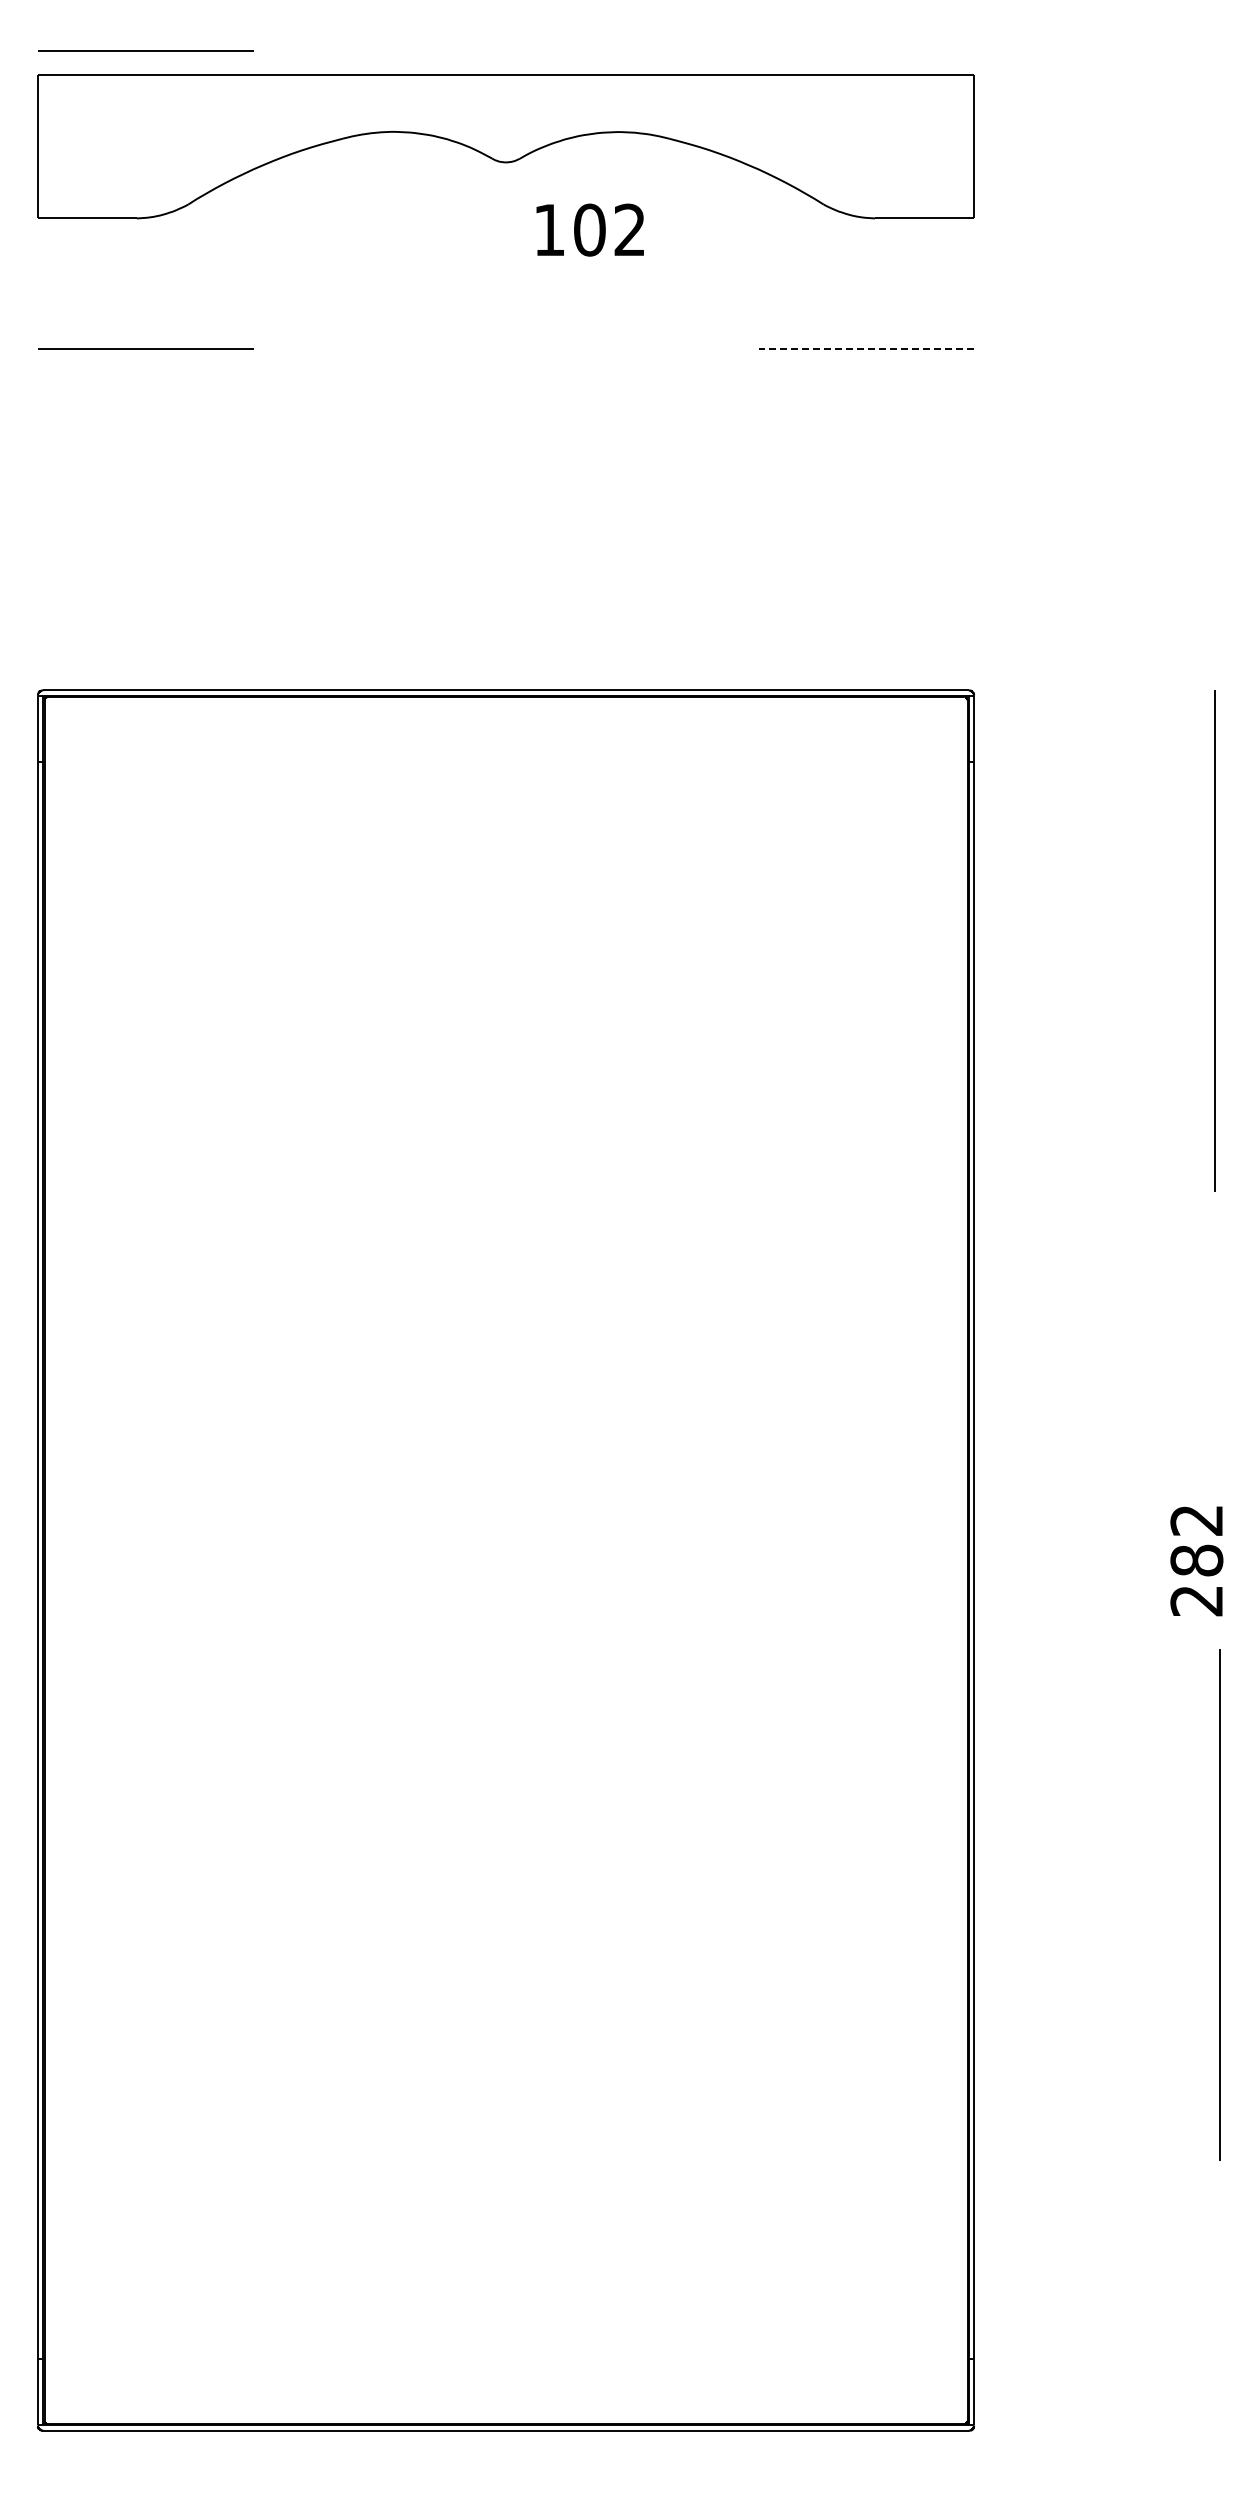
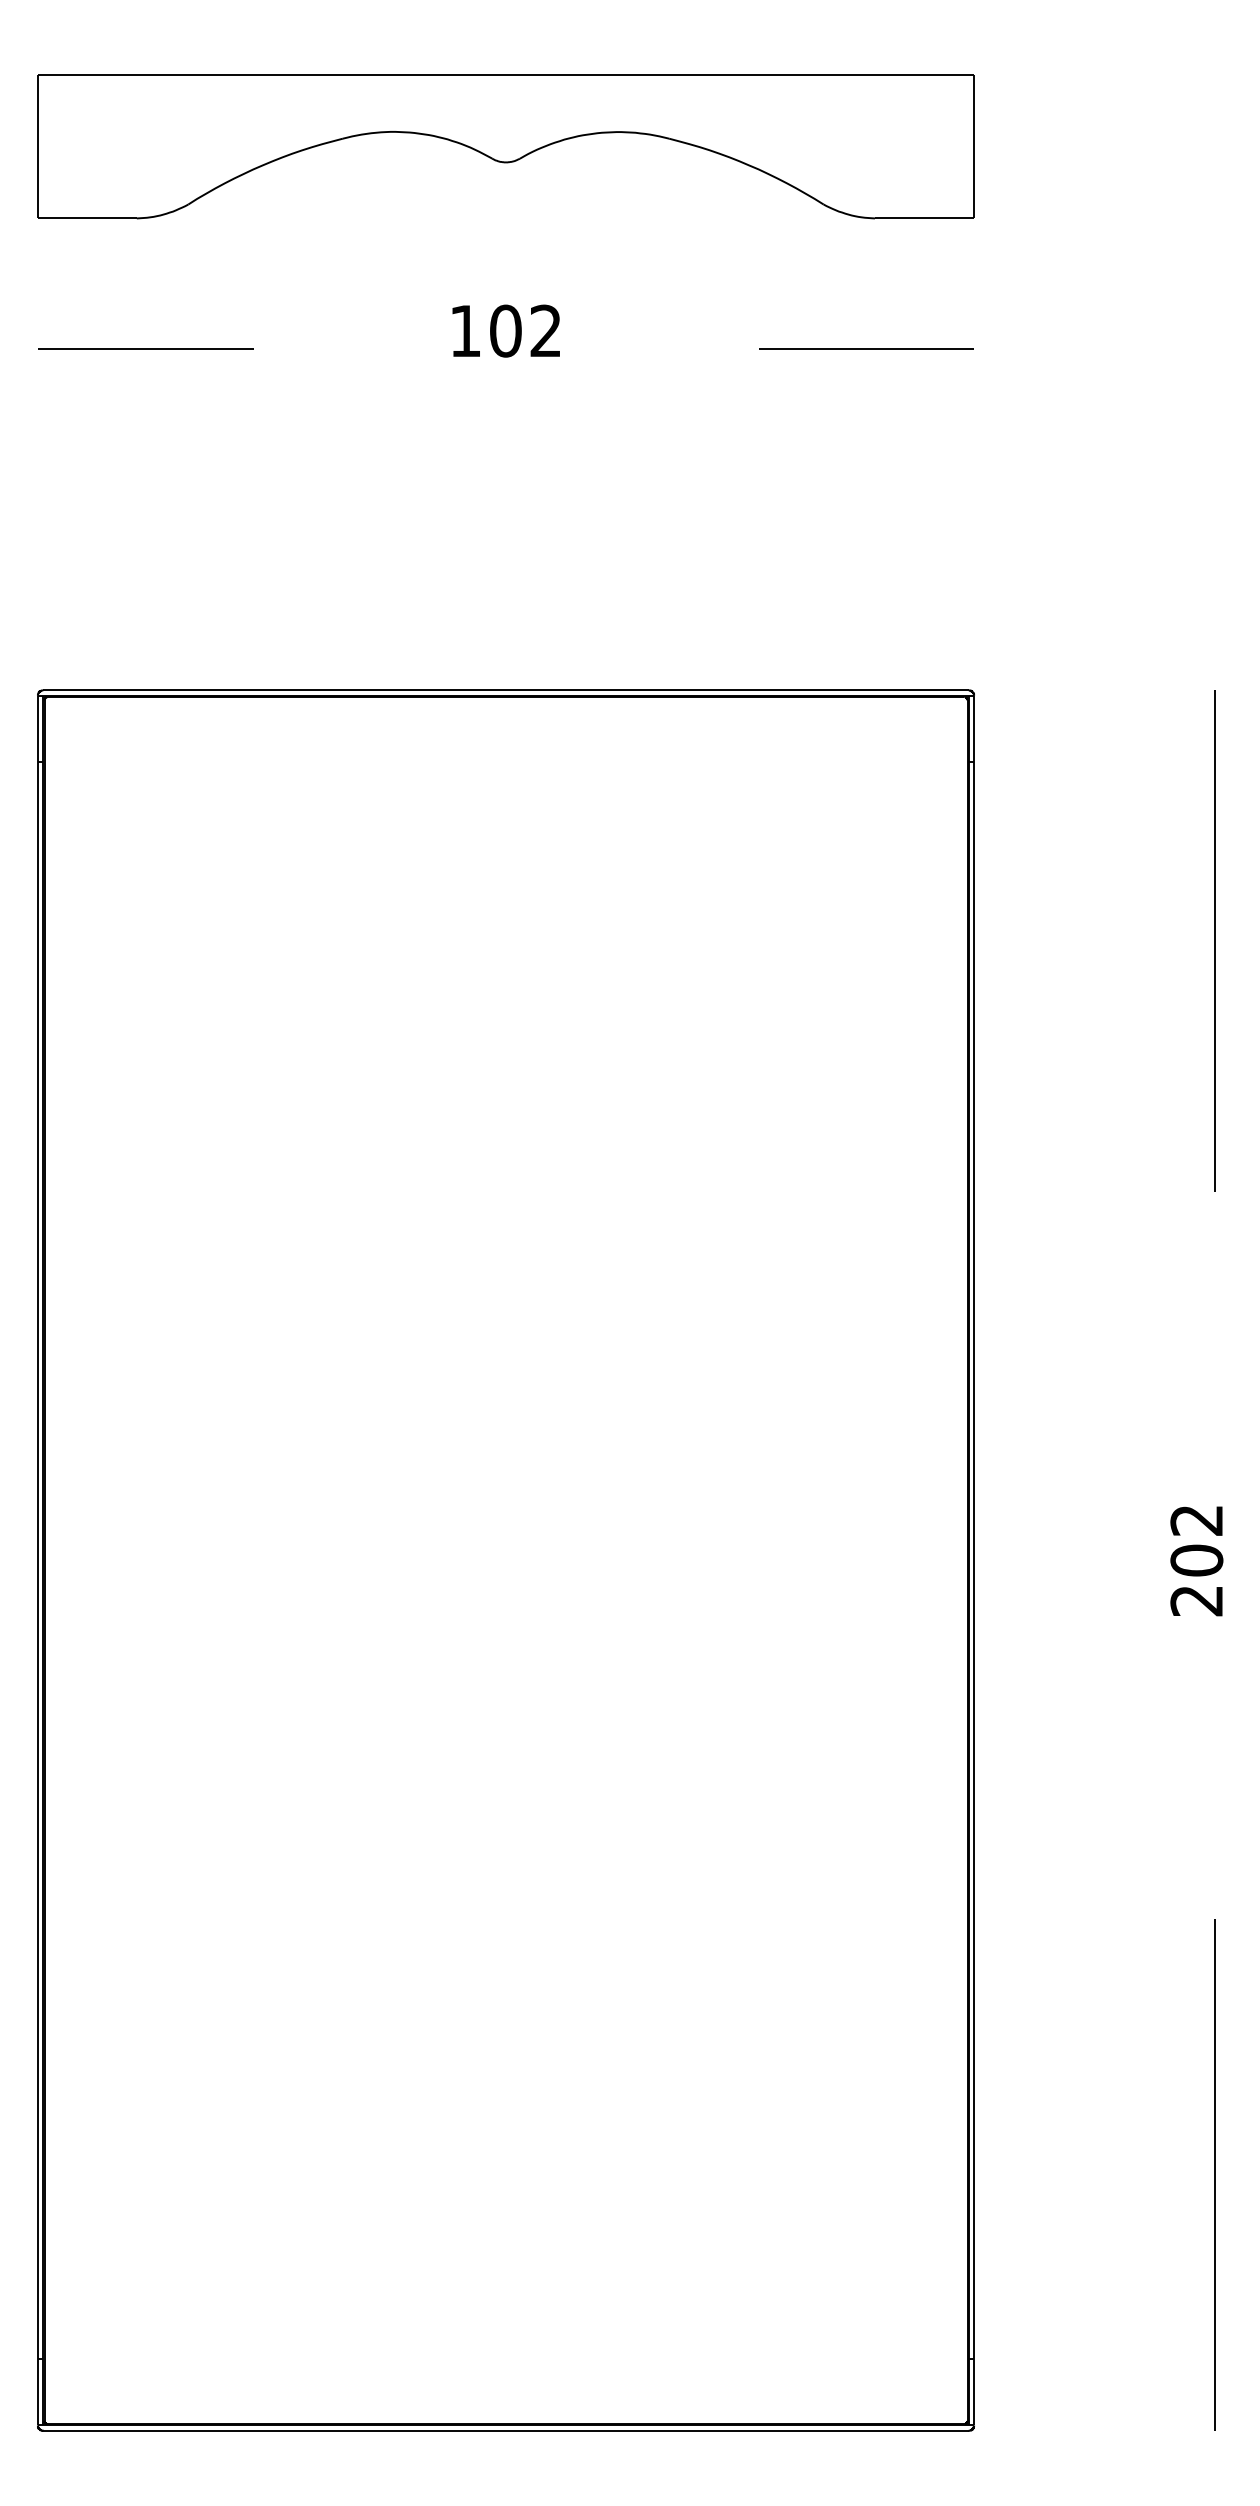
line: present -> none (145, 50)
text position: (589, 229) -> (505, 330) (505, 330)
line: dashed -> solid (866, 348)
text: 282 -> 202 (1196, 1560)
line position: (1219, 1904) -> (1214, 2174) (1214, 2174)
